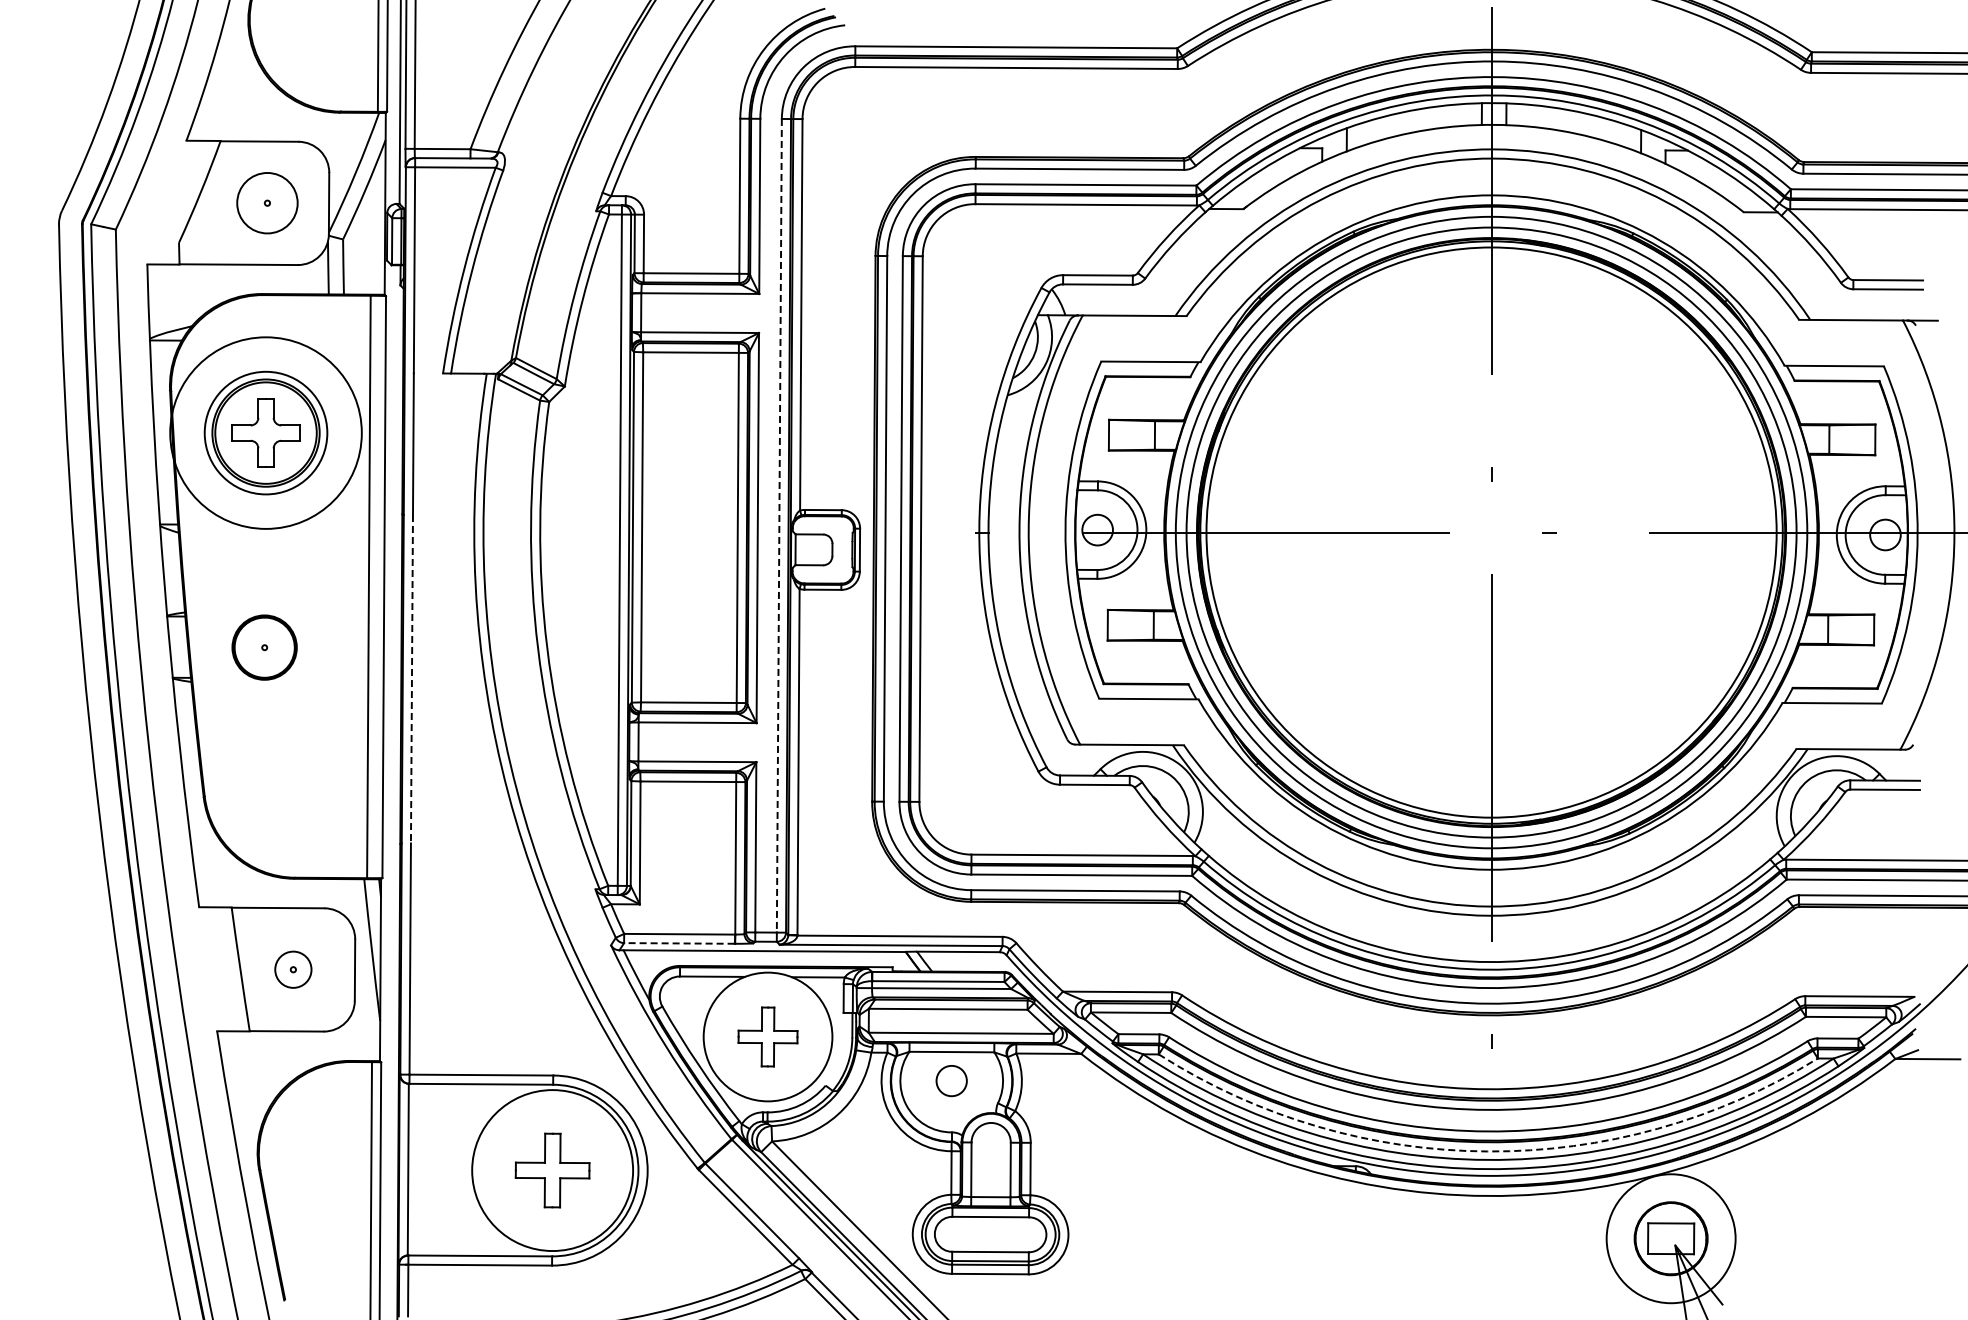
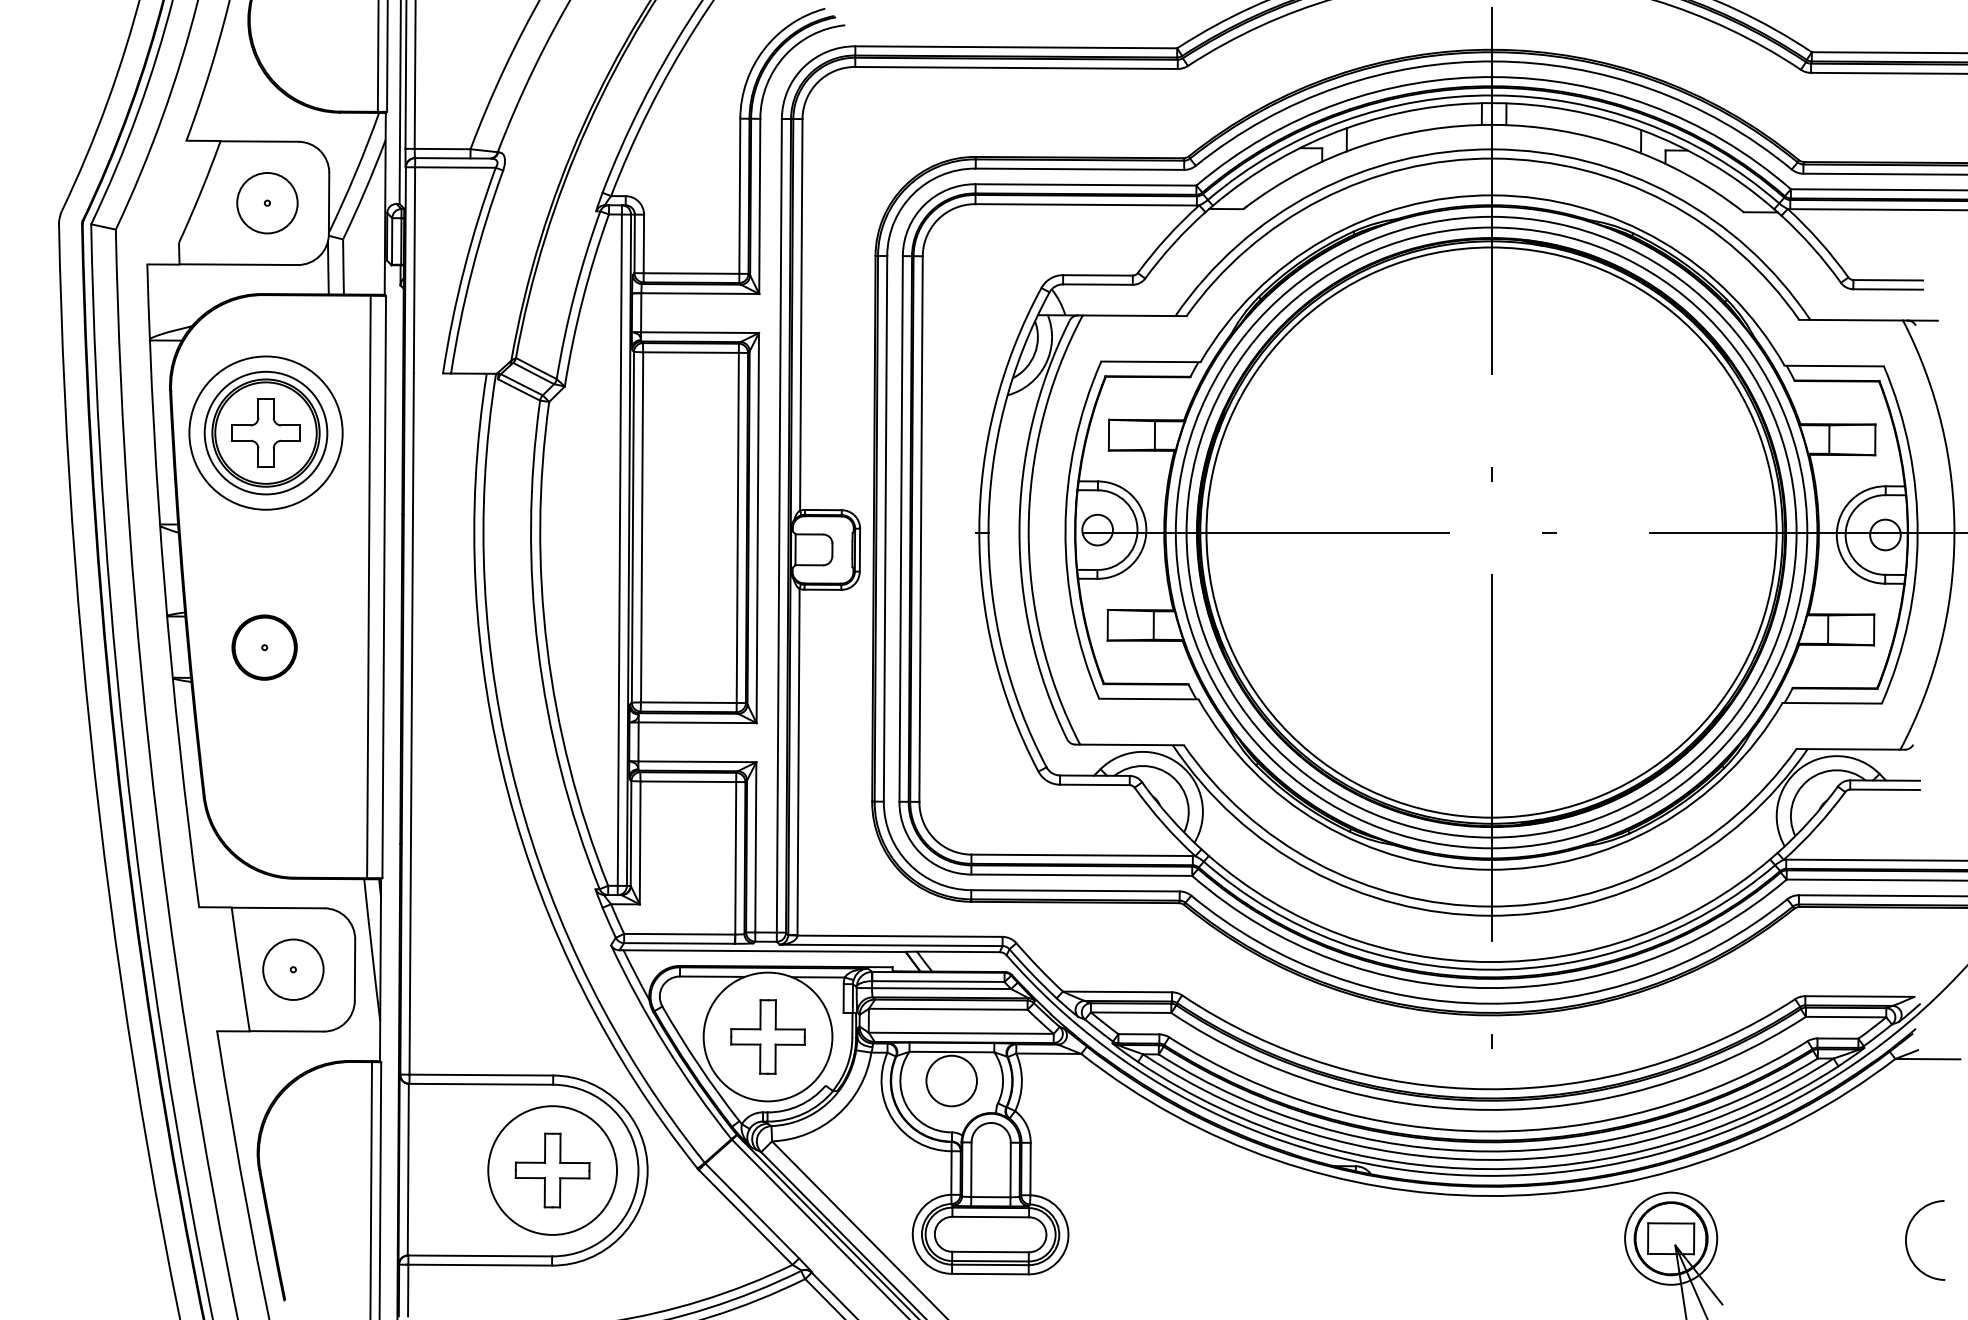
circle diameter: 192 px -> 153 px (265, 432)
line: dashed -> solid (779, 525)
line: dashed -> solid (411, 679)
line: dashed -> solid (678, 943)
circle diameter: 36 px -> 60 px (293, 969)
part size: 62x62 px -> 76x76 px (767, 1036)
circle diameter: 30 px -> 51 px (951, 1080)
arc: dashed -> solid (1487, 1151)
circle diameter: 161 px -> 129 px (552, 1170)
arc: none -> present (1907, 1236)
circle diameter: 129 px -> 92 px (1671, 1238)
